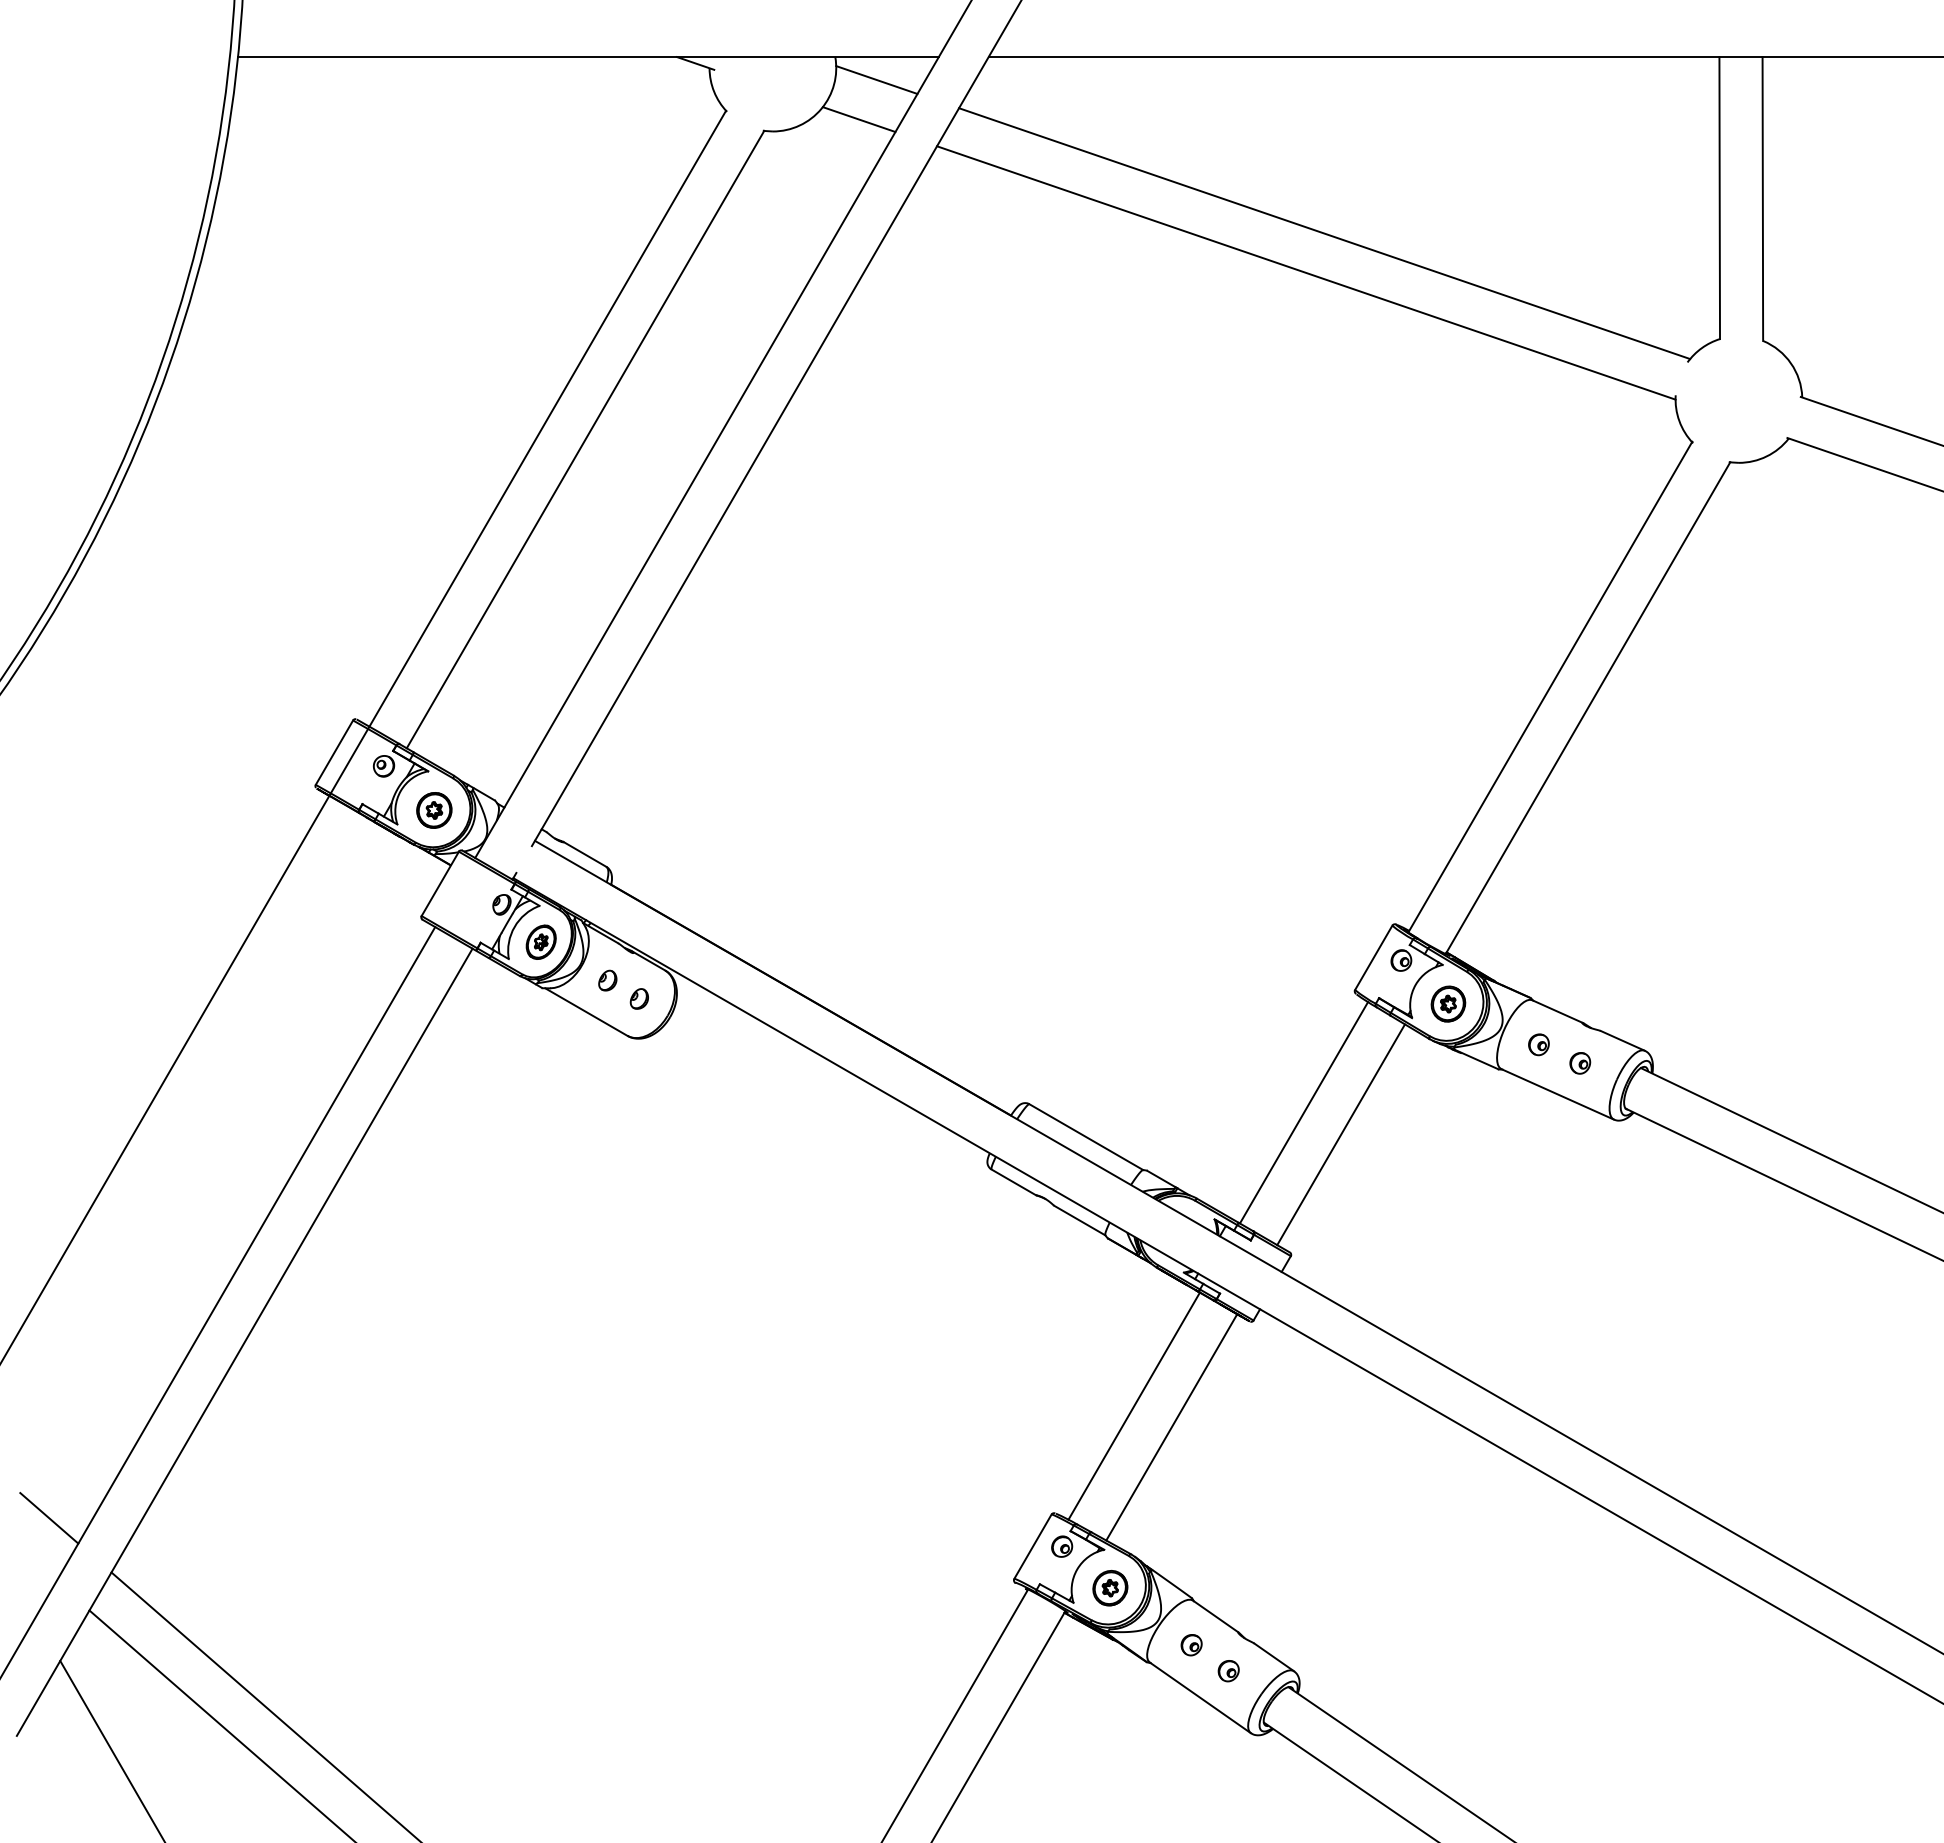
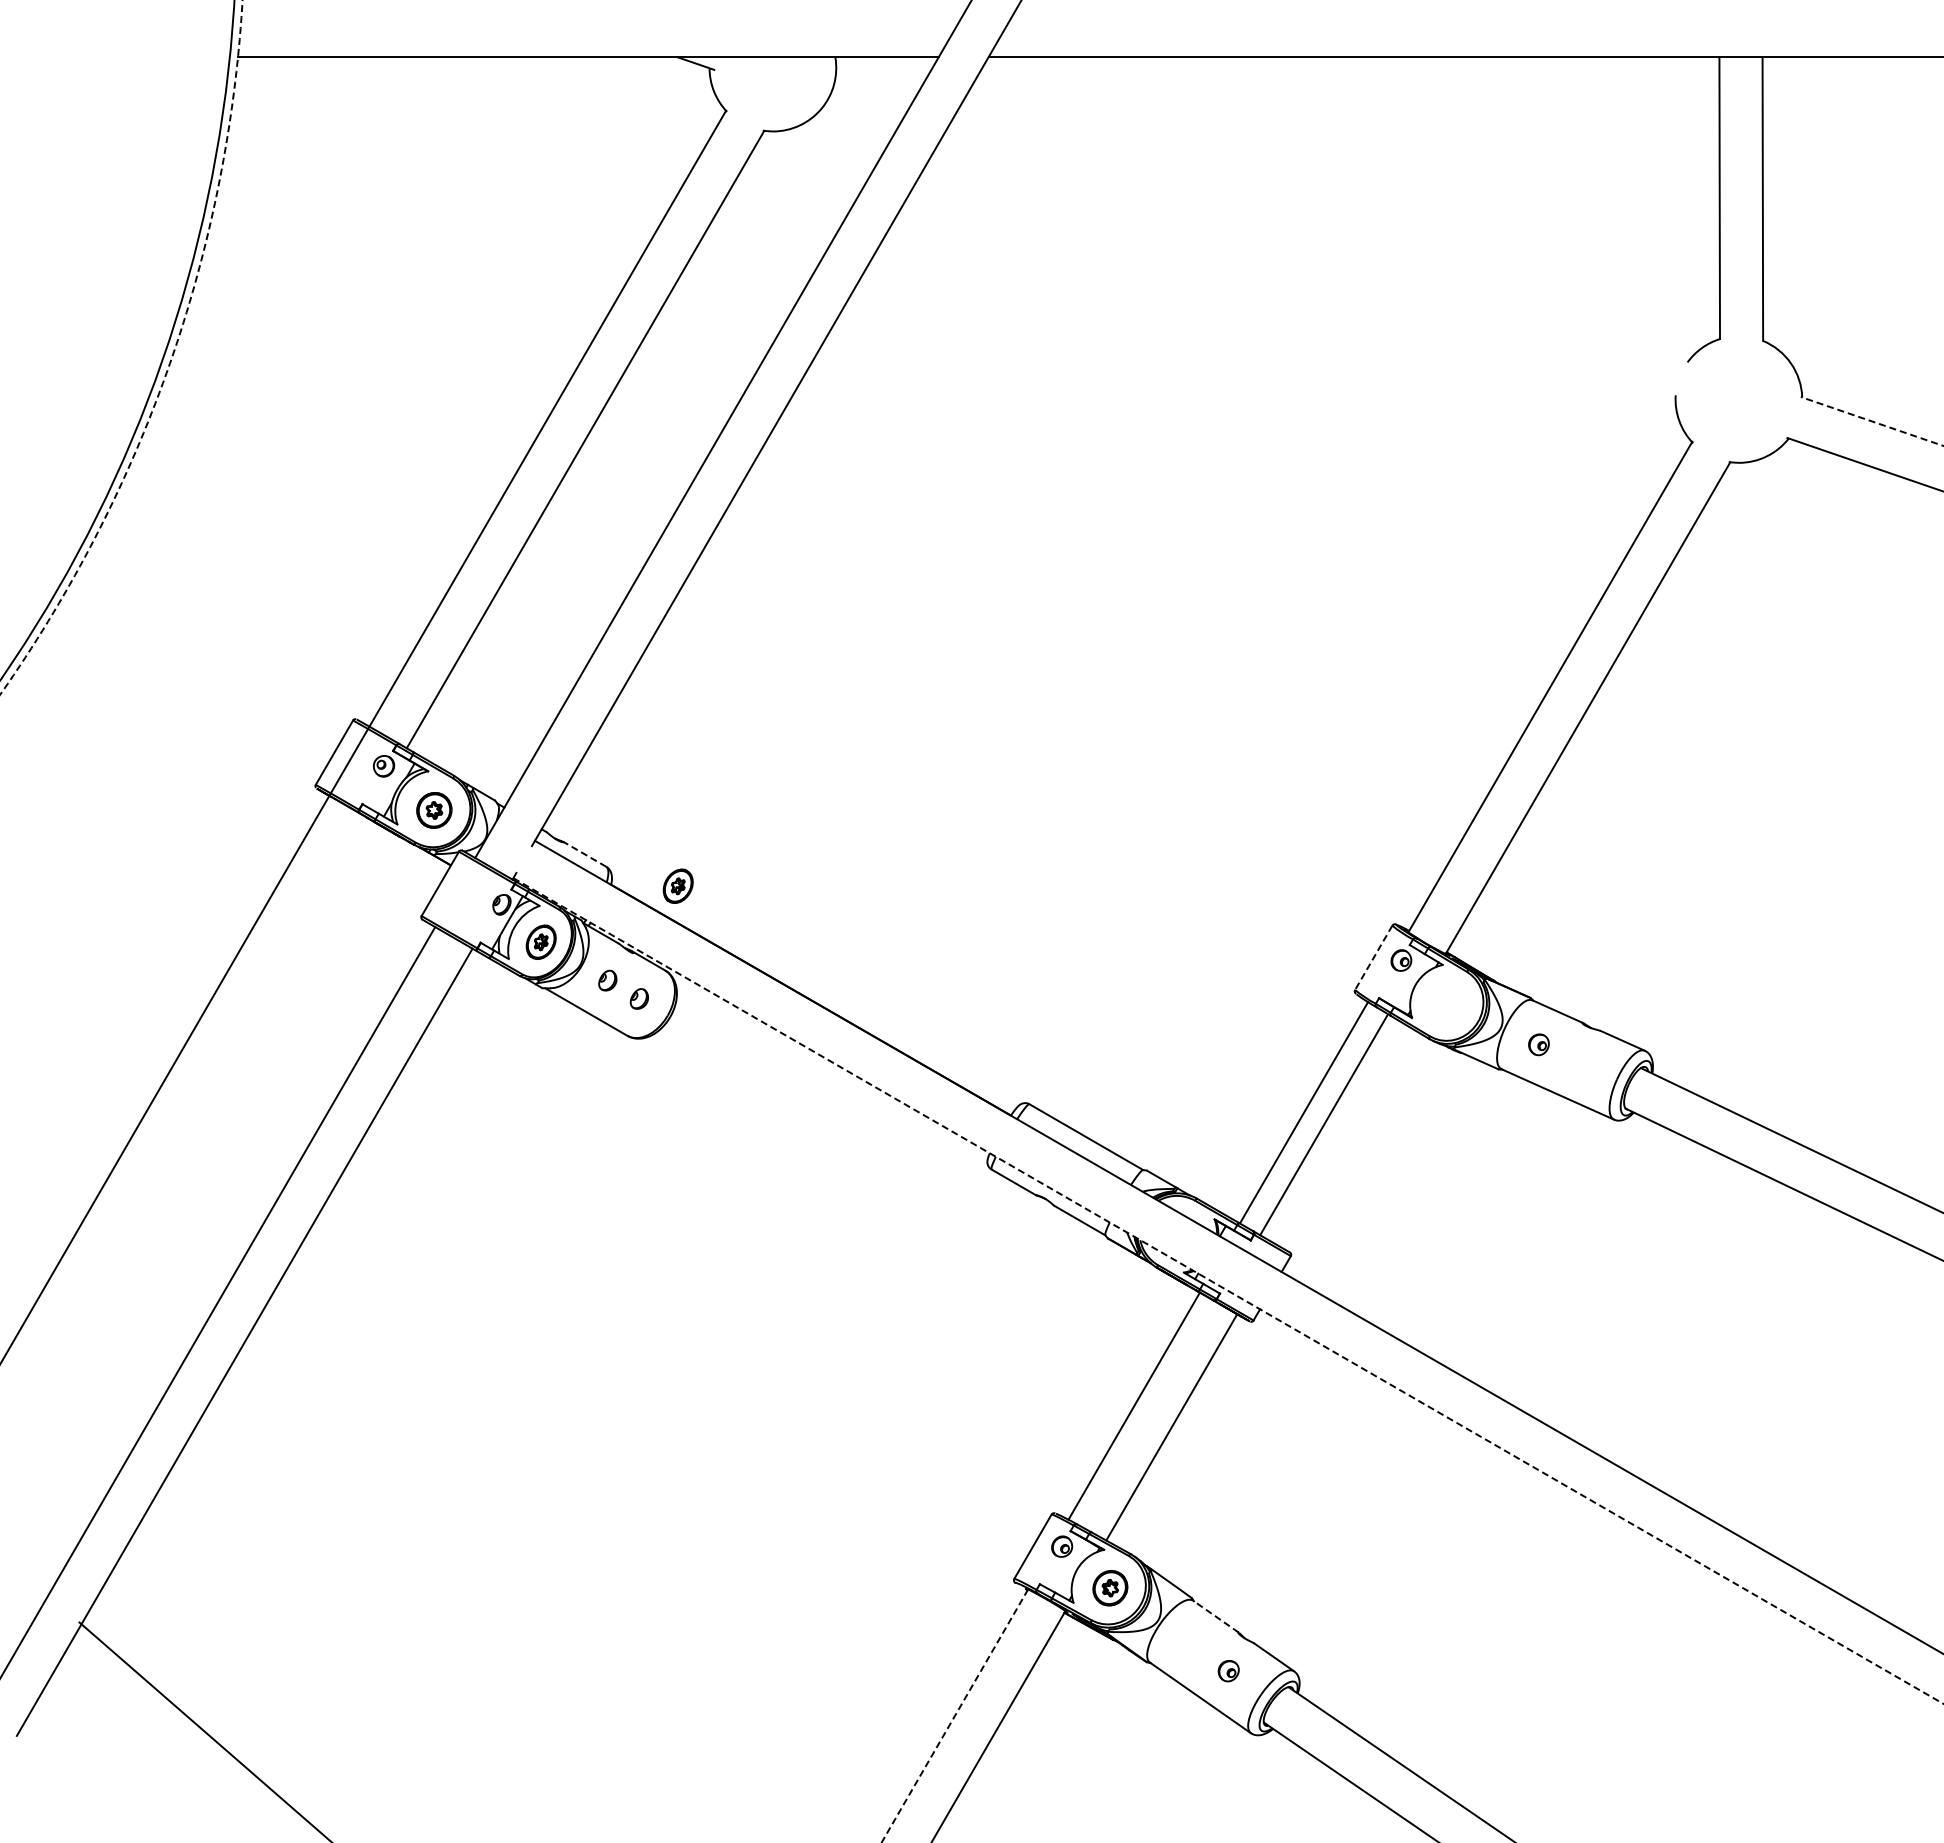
line: present -> none (876, 79)
line: present -> none (858, 119)
line: present -> none (1324, 233)
line: present -> none (1306, 272)
arc: solid -> dashed (169, 364)
line: solid -> dashed (1871, 421)
line: solid -> dashed (584, 854)
part: none -> present (677, 885)
line: solid -> dashed (1373, 958)
part: present -> none (1448, 1003)
part: present -> none (1580, 1063)
line position: (1340, 1134) -> (1323, 1124) (1323, 1124)
line: solid -> dashed (1228, 1291)
line: present -> none (49, 1518)
line: solid -> dashed (1215, 1616)
part: present -> none (1191, 1645)
line: present -> none (264, 1705)
line: solid -> dashed (954, 1716)
line position: (220, 1724) -> (203, 1730) (203, 1730)
line: present -> none (111, 1749)
